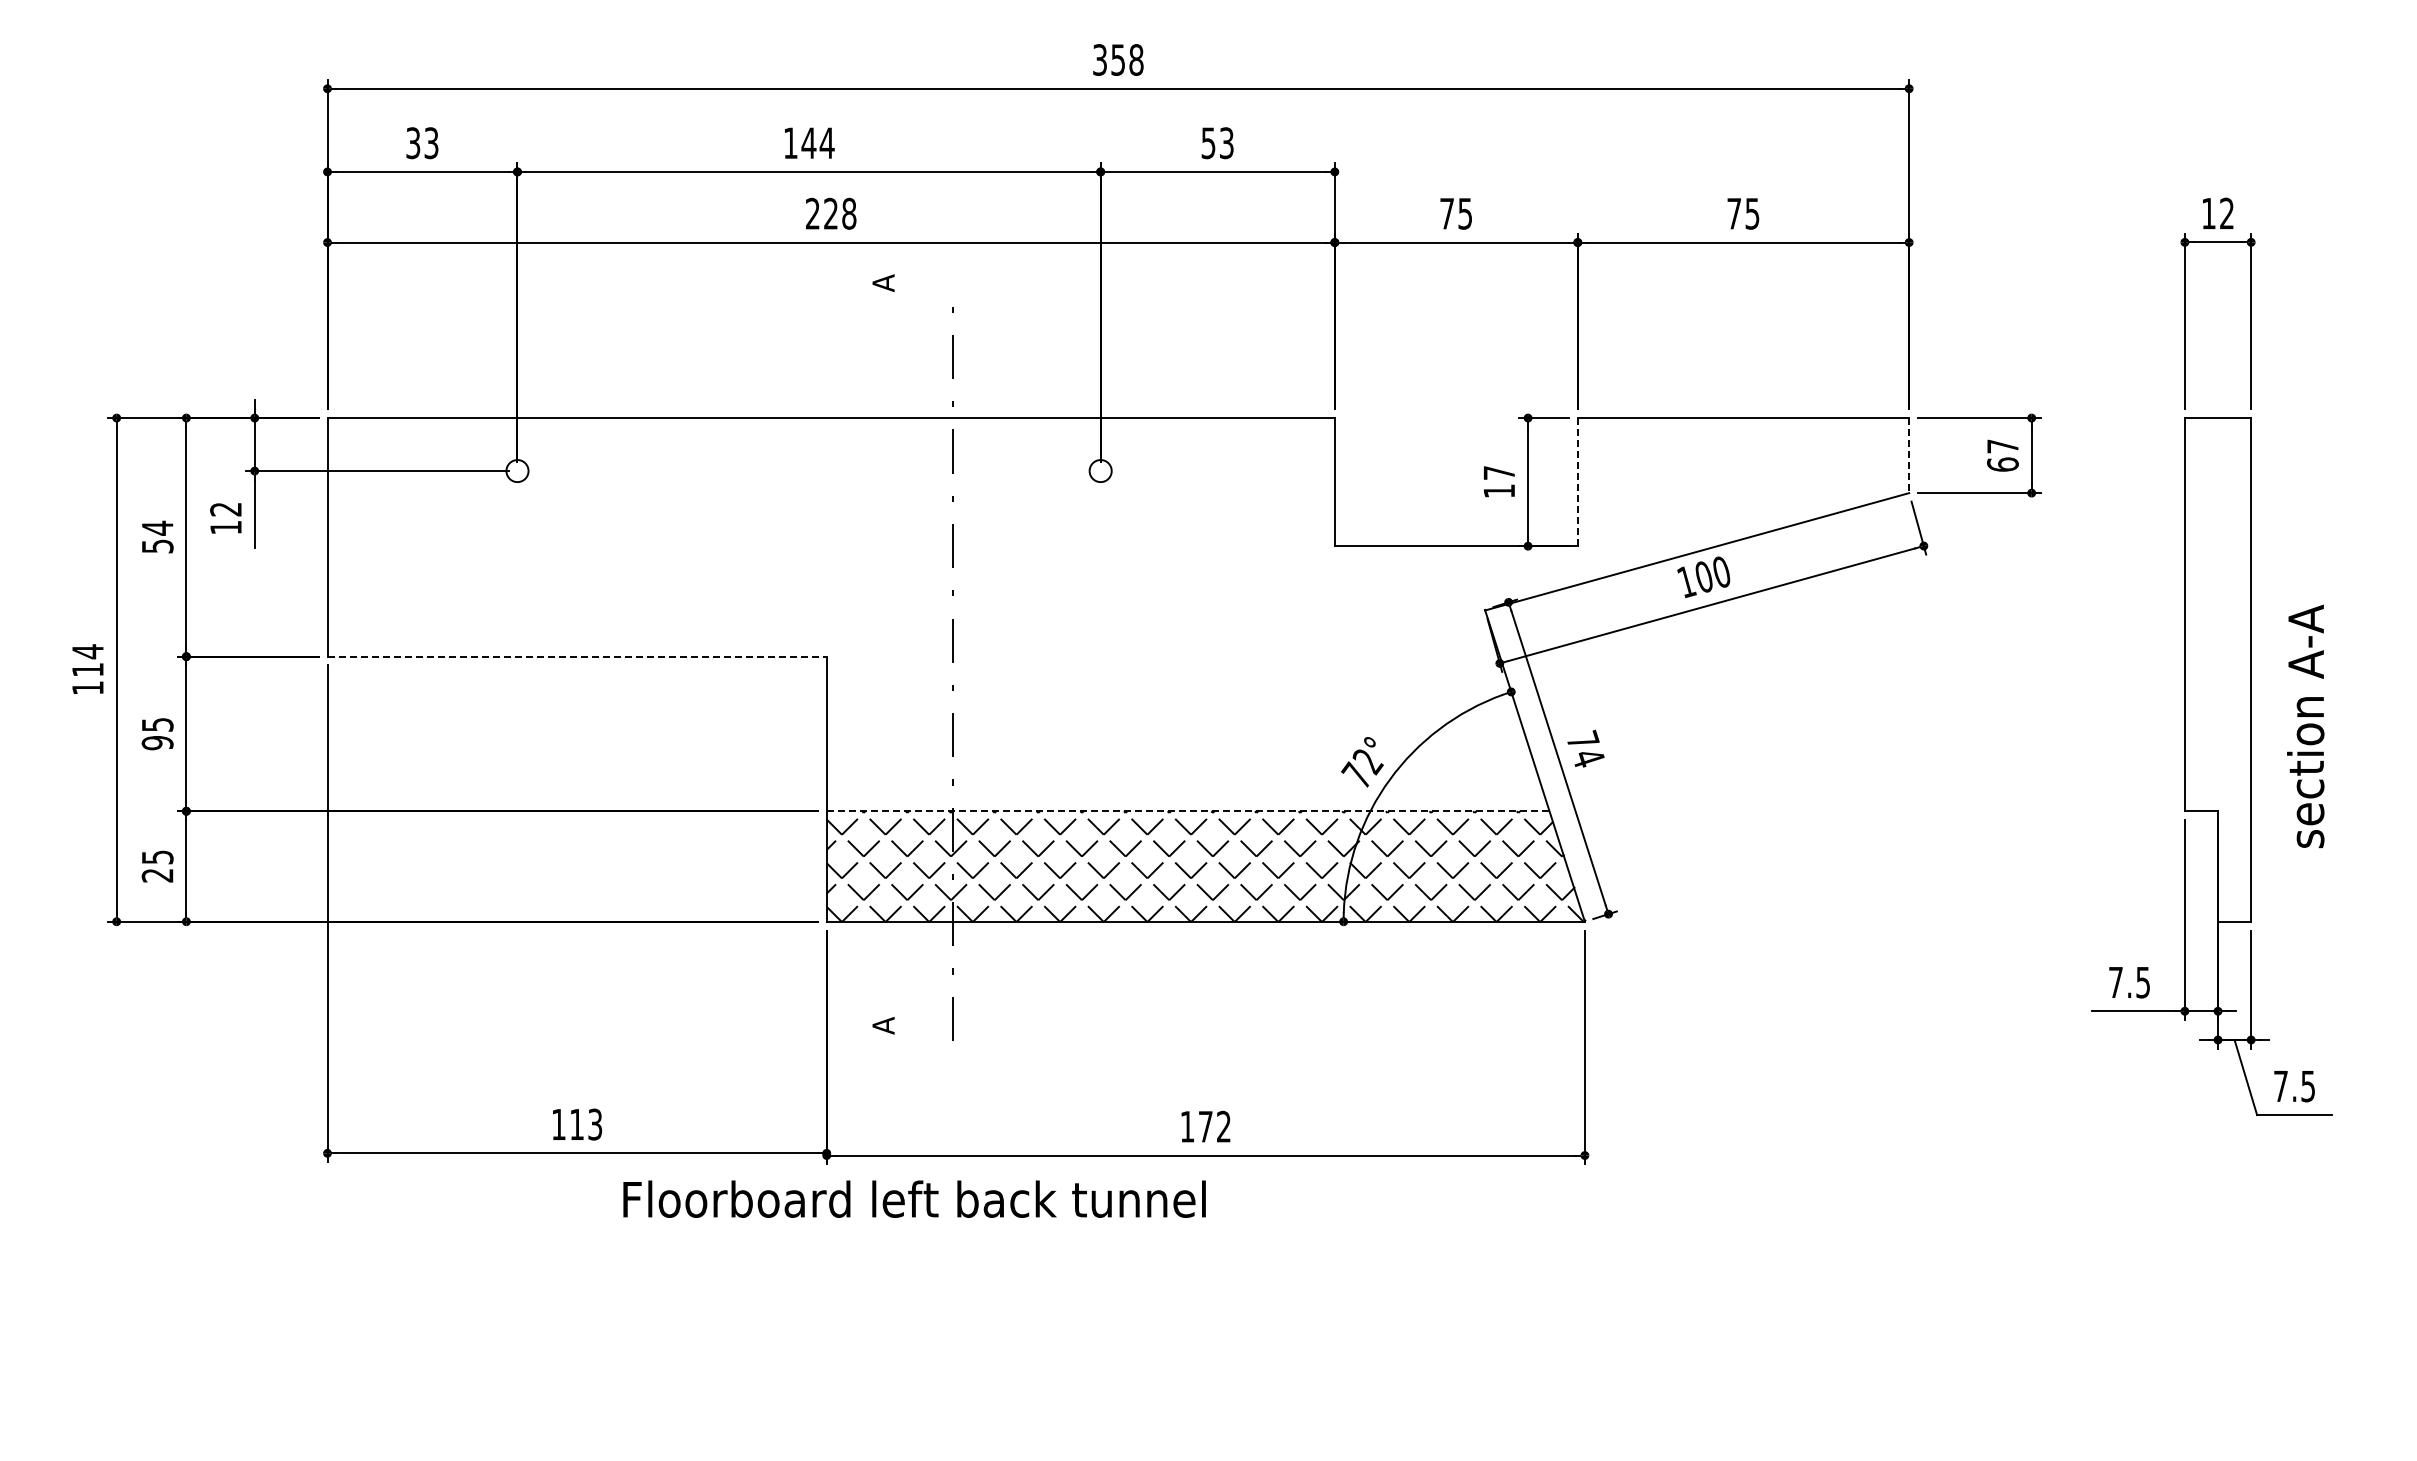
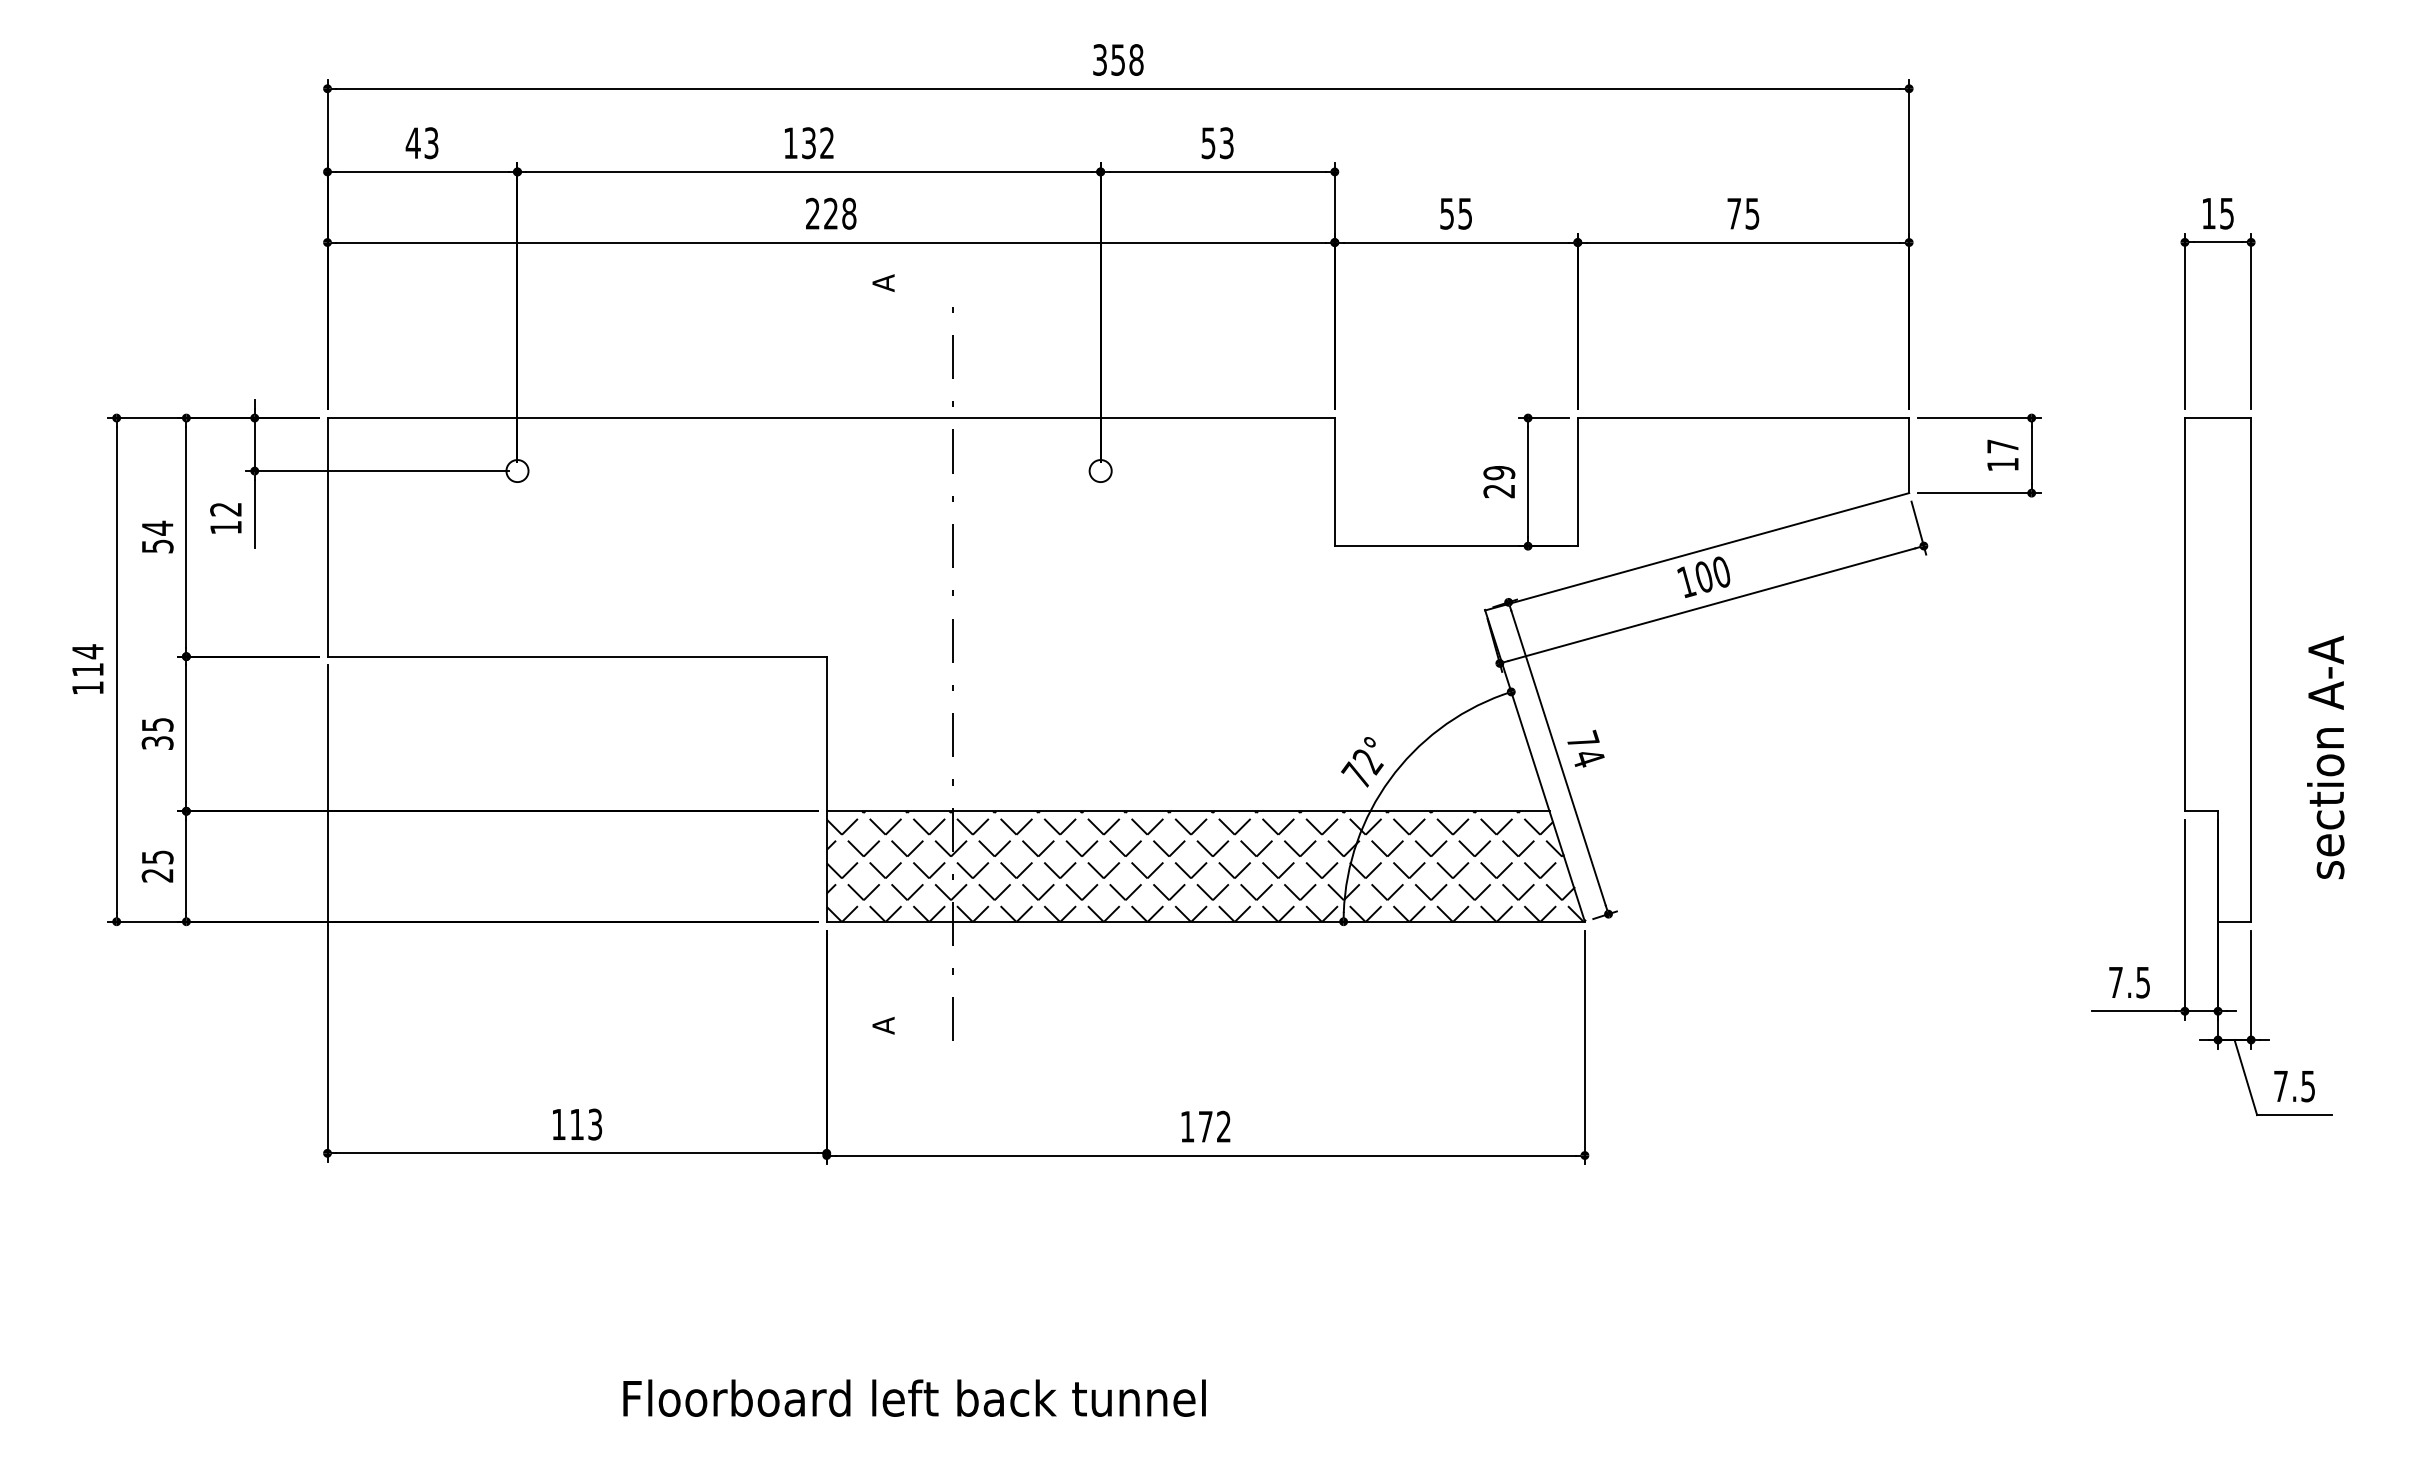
text: 33 -> 43 (412, 143)
text: 144 -> 132 (817, 143)
text: 75 -> 55 (1446, 213)
text: 12 -> 15 (2226, 213)
line: dashed -> solid (1909, 455)
text: 67 -> 17 (2002, 464)
line: dashed -> solid (1577, 481)
text: 17 -> 29 (1499, 482)
line: dashed -> solid (577, 656)
text position: (2305, 726) -> (2325, 757) (2325, 757)
text: 95 -> 35 (157, 743)
line: dashed -> solid (1188, 811)
text position: (914, 1198) -> (914, 1397) (914, 1397)
